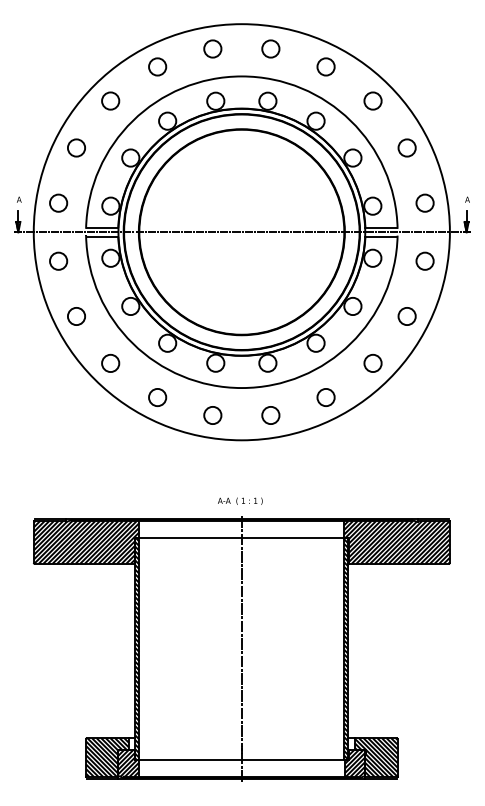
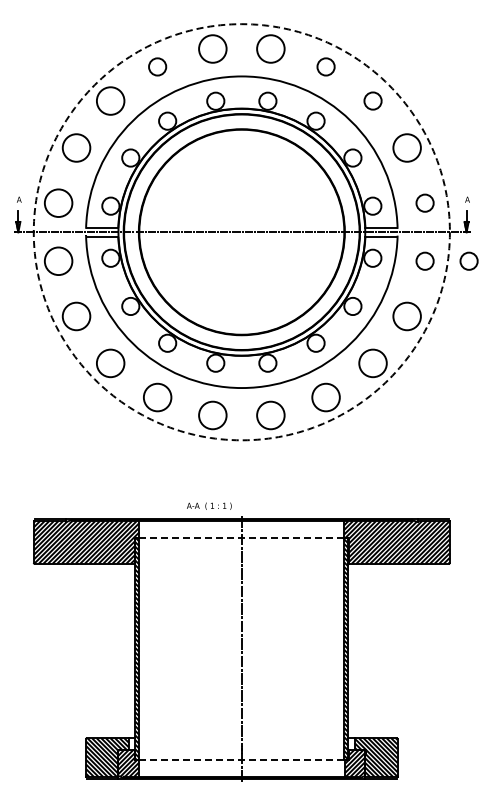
circle diameter: 17 px -> 28 px (212, 48)
circle diameter: 17 px -> 28 px (270, 48)
circle diameter: 17 px -> 28 px (110, 100)
circle diameter: 17 px -> 28 px (76, 147)
circle diameter: 17 px -> 28 px (406, 147)
circle diameter: 17 px -> 28 px (58, 202)
circle: solid -> dashed (241, 232)
circle diameter: 17 px -> 28 px (58, 261)
circle: none -> present (468, 260)
circle diameter: 17 px -> 28 px (76, 316)
circle diameter: 17 px -> 28 px (406, 316)
circle diameter: 17 px -> 28 px (110, 363)
circle diameter: 17 px -> 28 px (372, 363)
circle diameter: 17 px -> 28 px (157, 397)
circle diameter: 17 px -> 28 px (325, 397)
circle diameter: 17 px -> 28 px (212, 415)
circle diameter: 17 px -> 28 px (270, 415)
text position: (240, 500) -> (209, 505) (209, 505)
line: solid -> dashed (242, 538)
line: solid -> dashed (241, 759)
